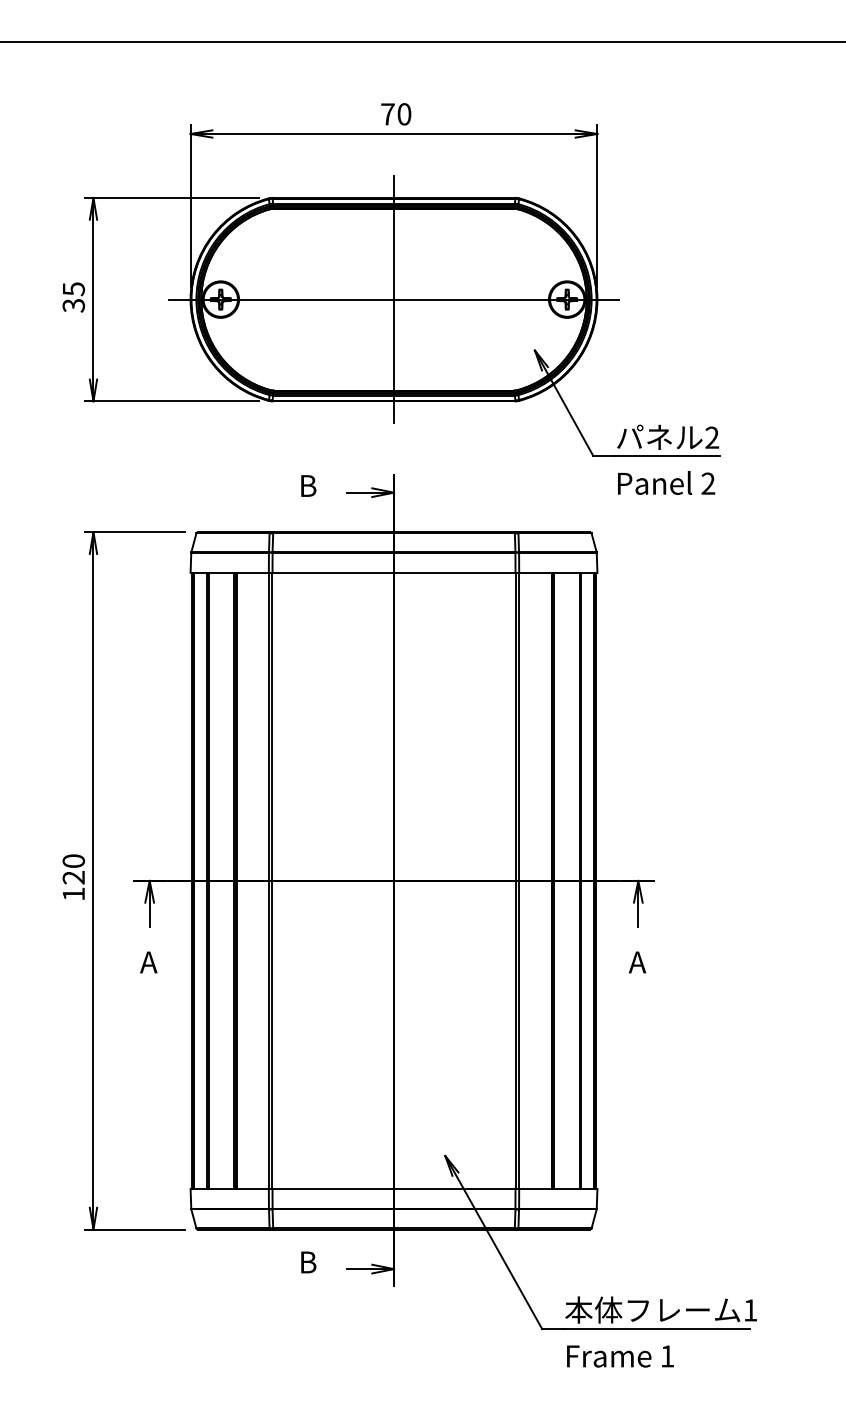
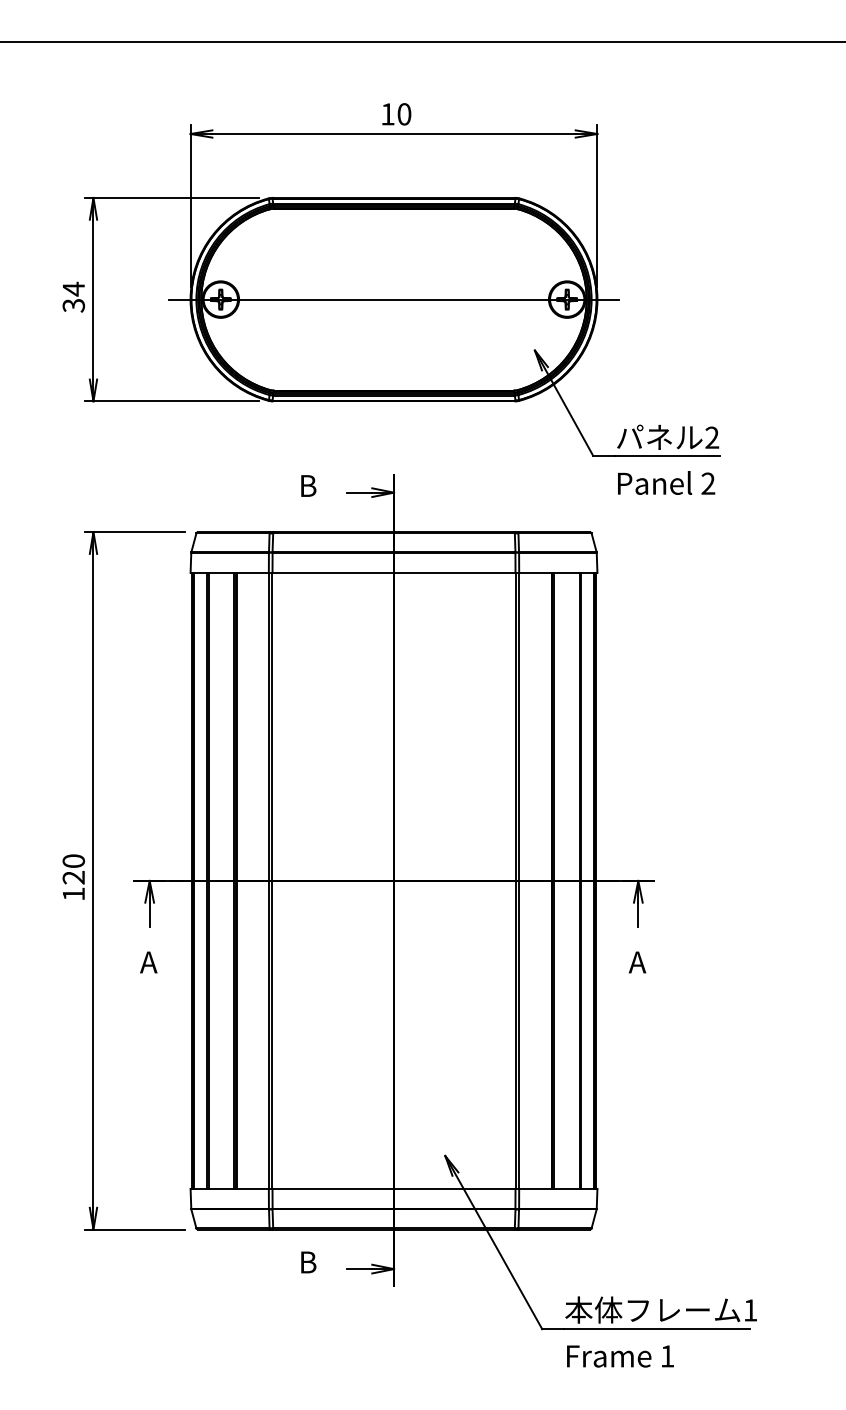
text: 70 -> 10 (387, 114)
text: 35 -> 34 (74, 288)
line: present -> none (394, 299)
